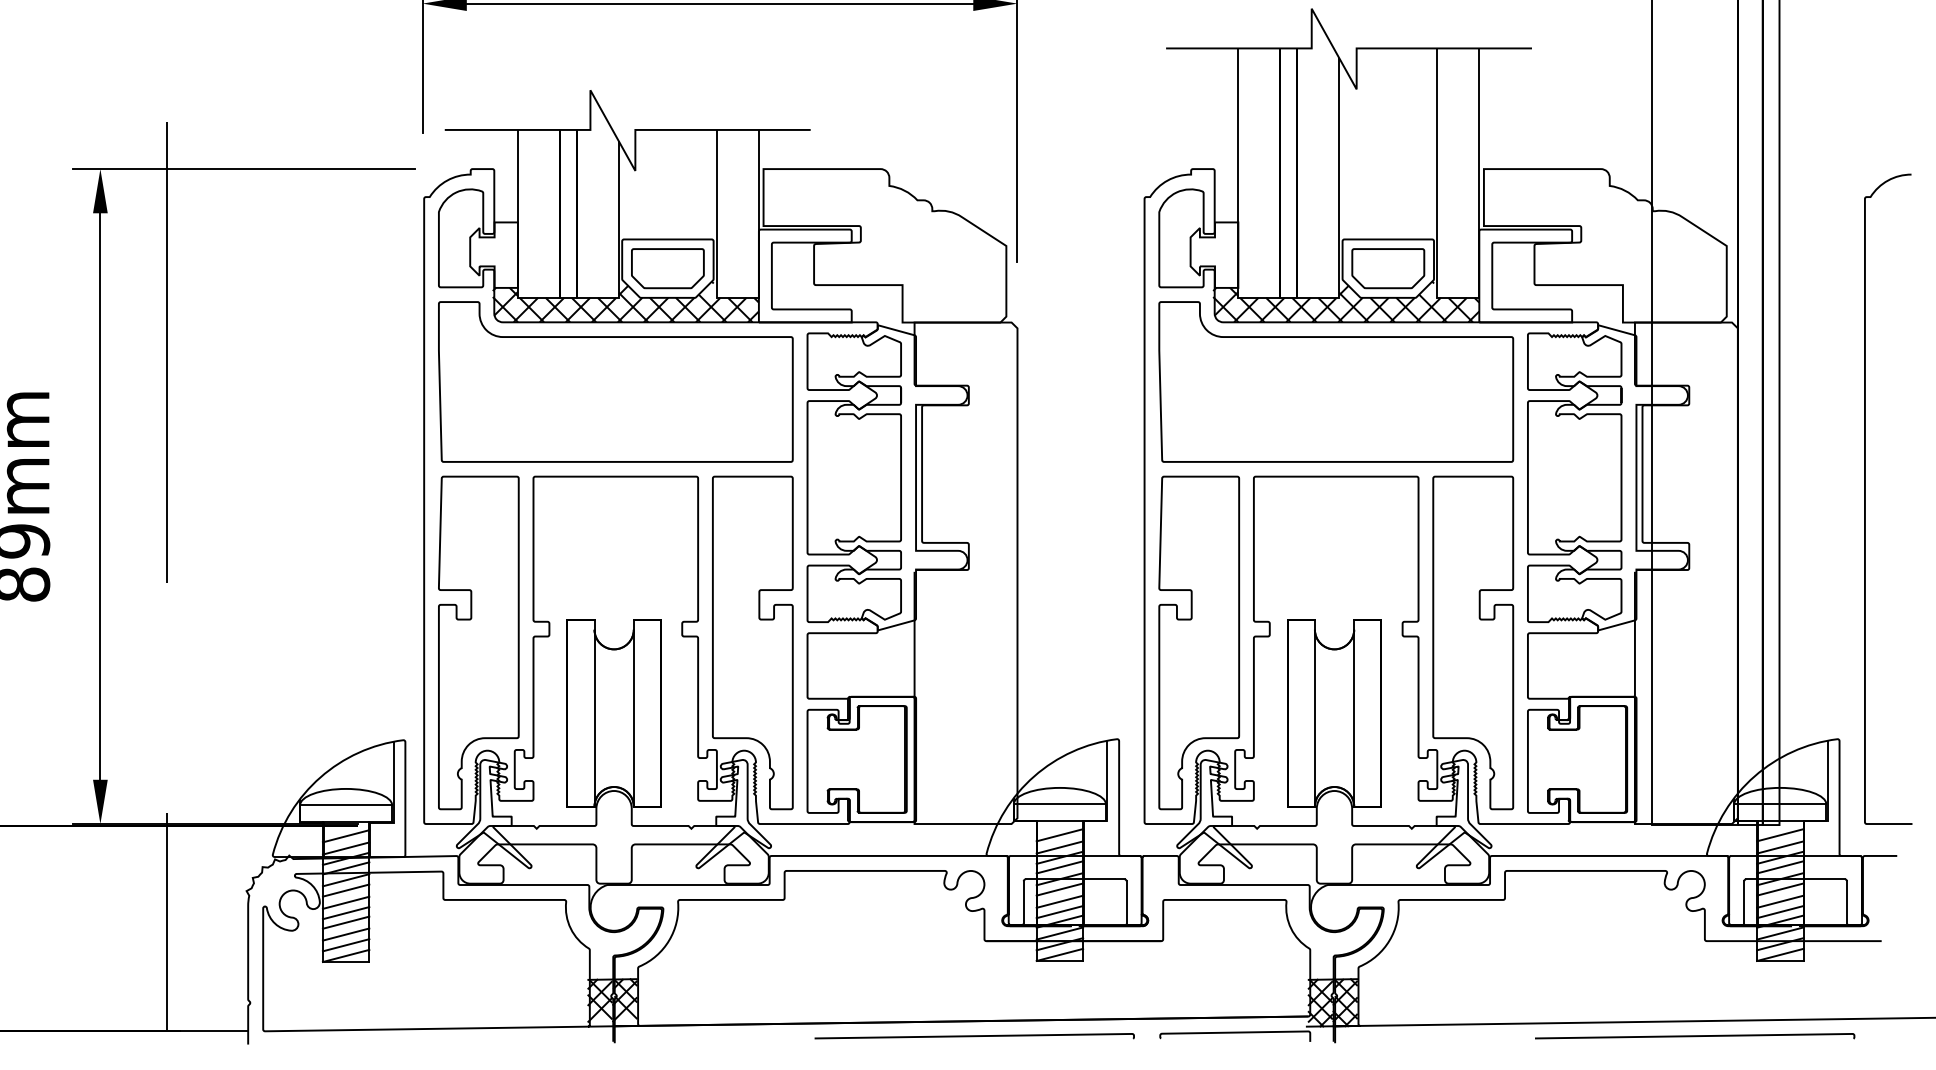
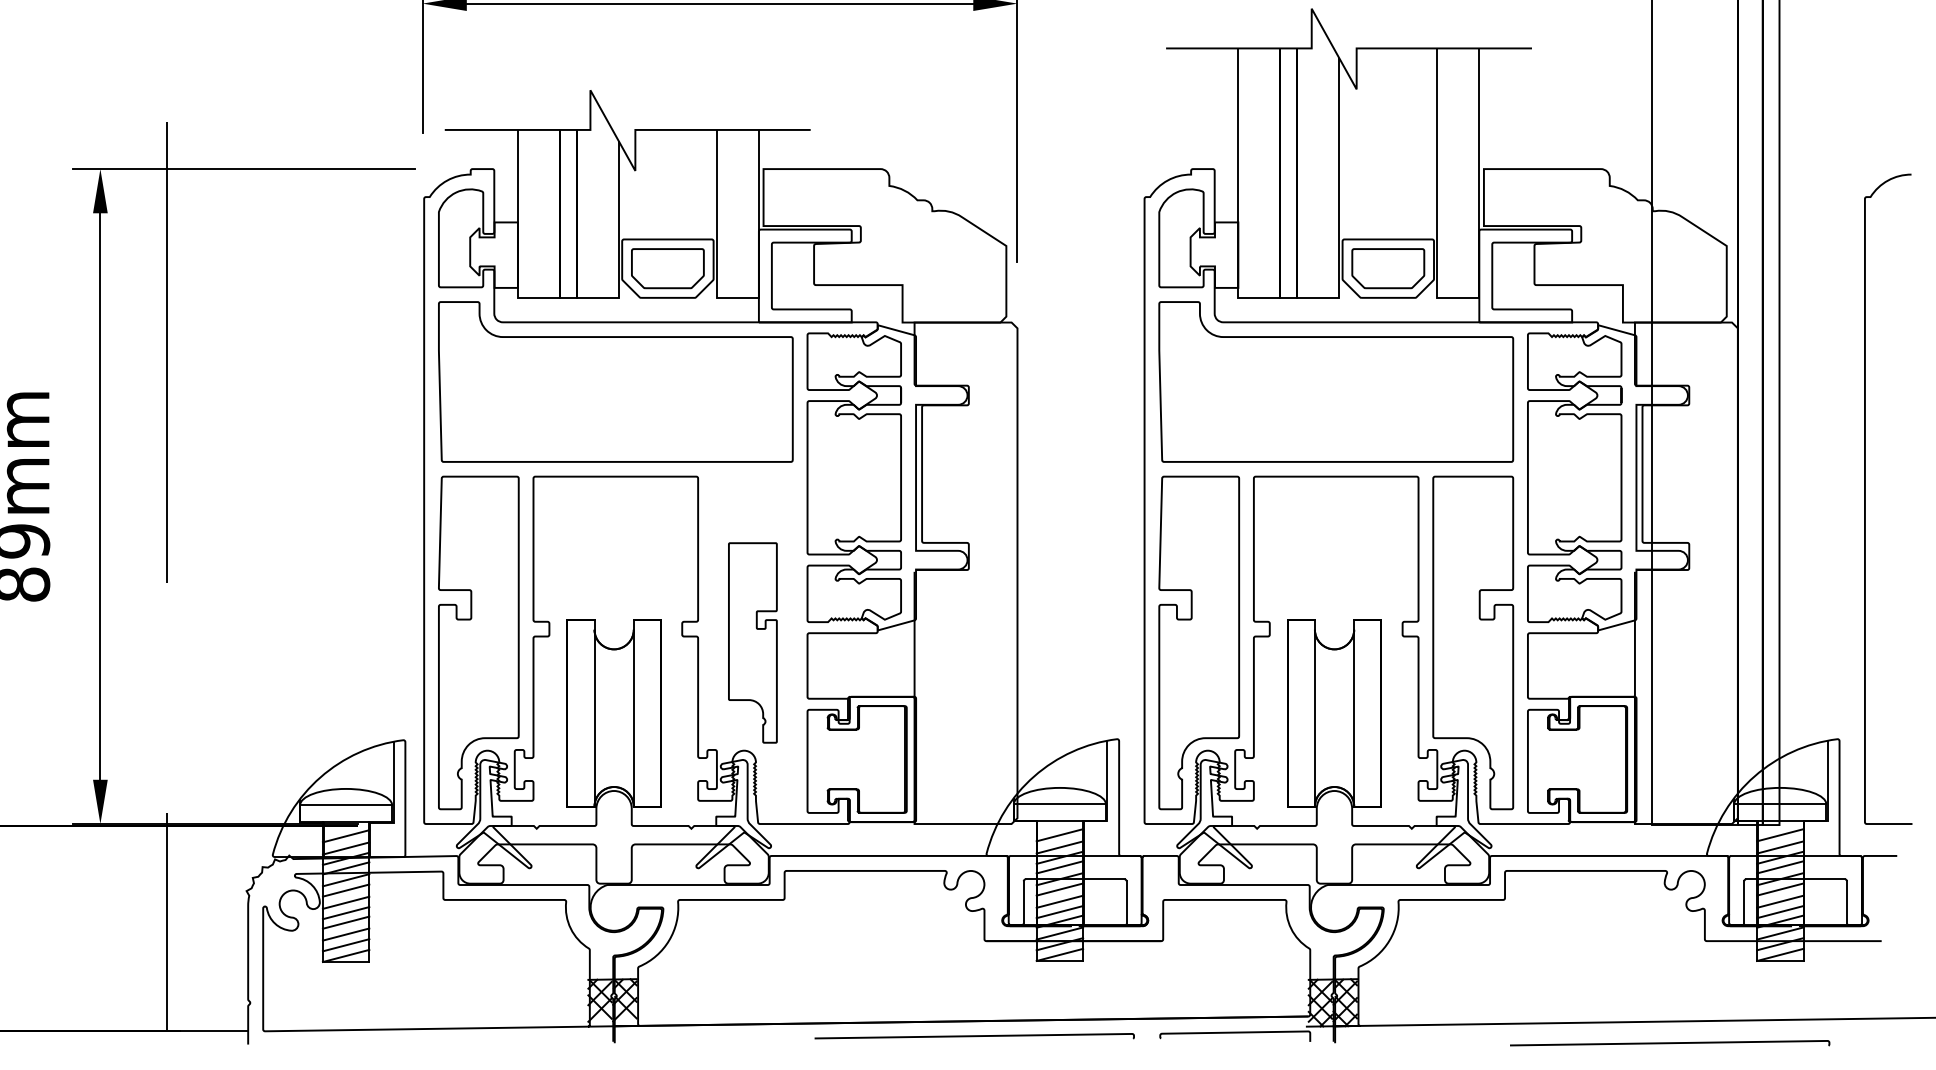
hatch: present -> none (625, 301)
hatch: present -> none (1346, 301)
part size: 82x336 px -> 50x202 px (752, 642)
curve position: (1695, 1036) -> (1670, 1043) (1670, 1043)
